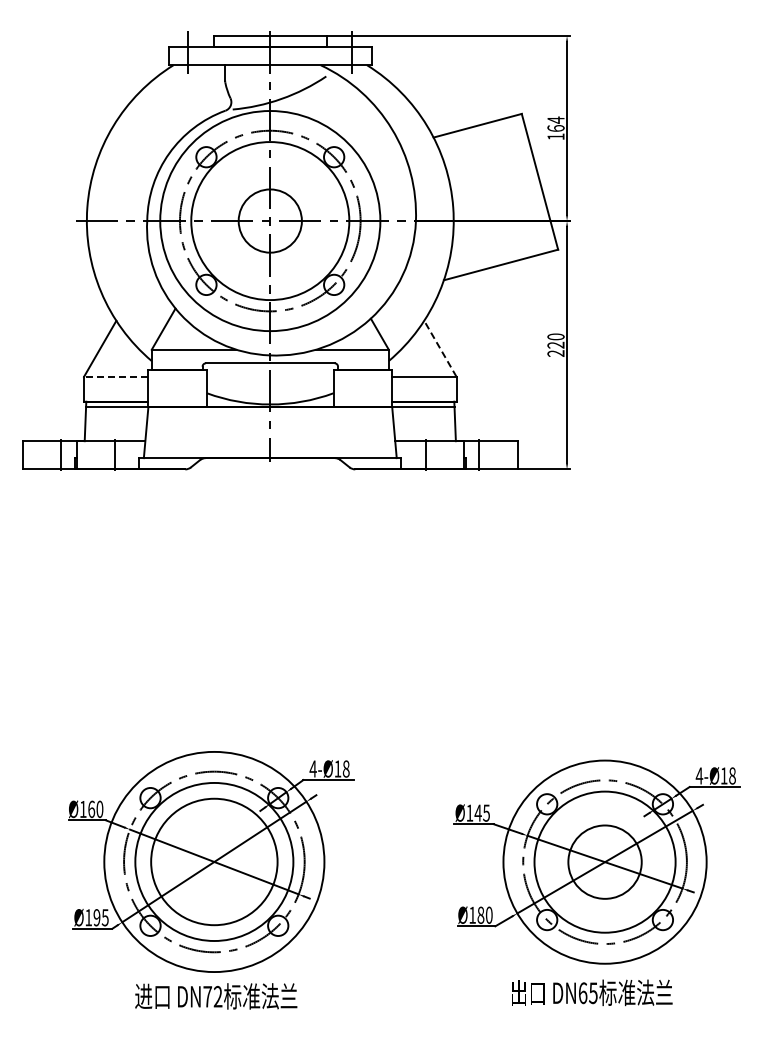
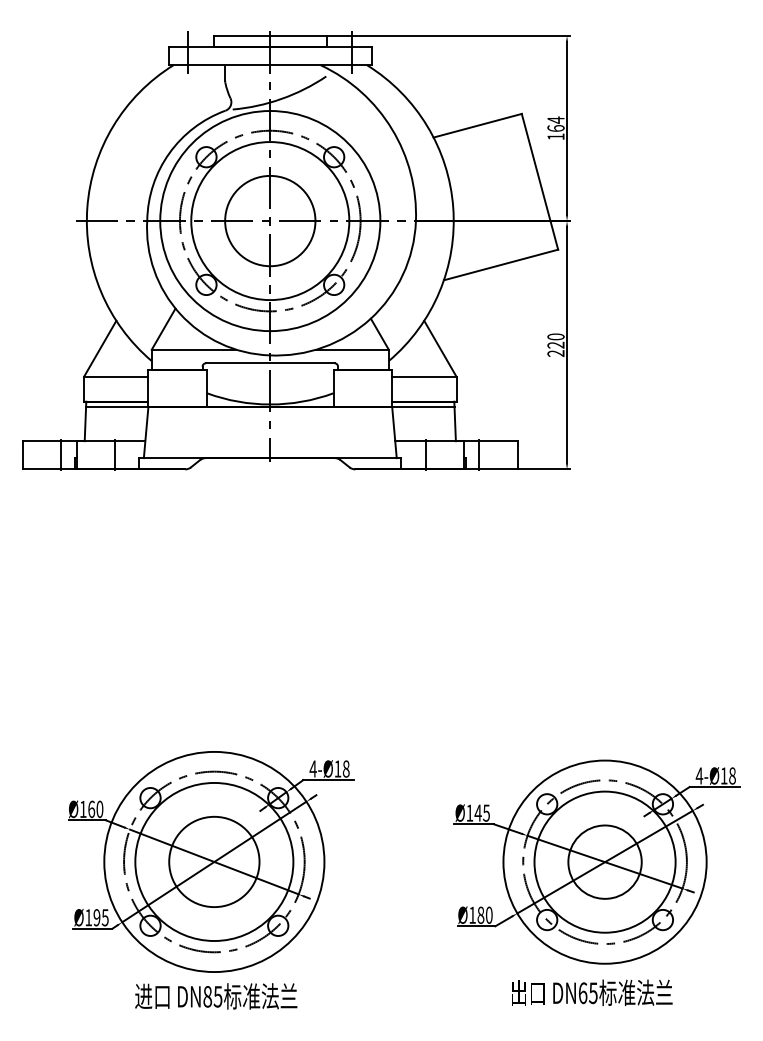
circle diameter: 63 px -> 90 px (270, 220)
line: dashed -> solid (440, 348)
line: dashed -> solid (115, 376)
circle diameter: 126 px -> 90 px (214, 861)
text: DN72 -> DN85 (212, 996)
